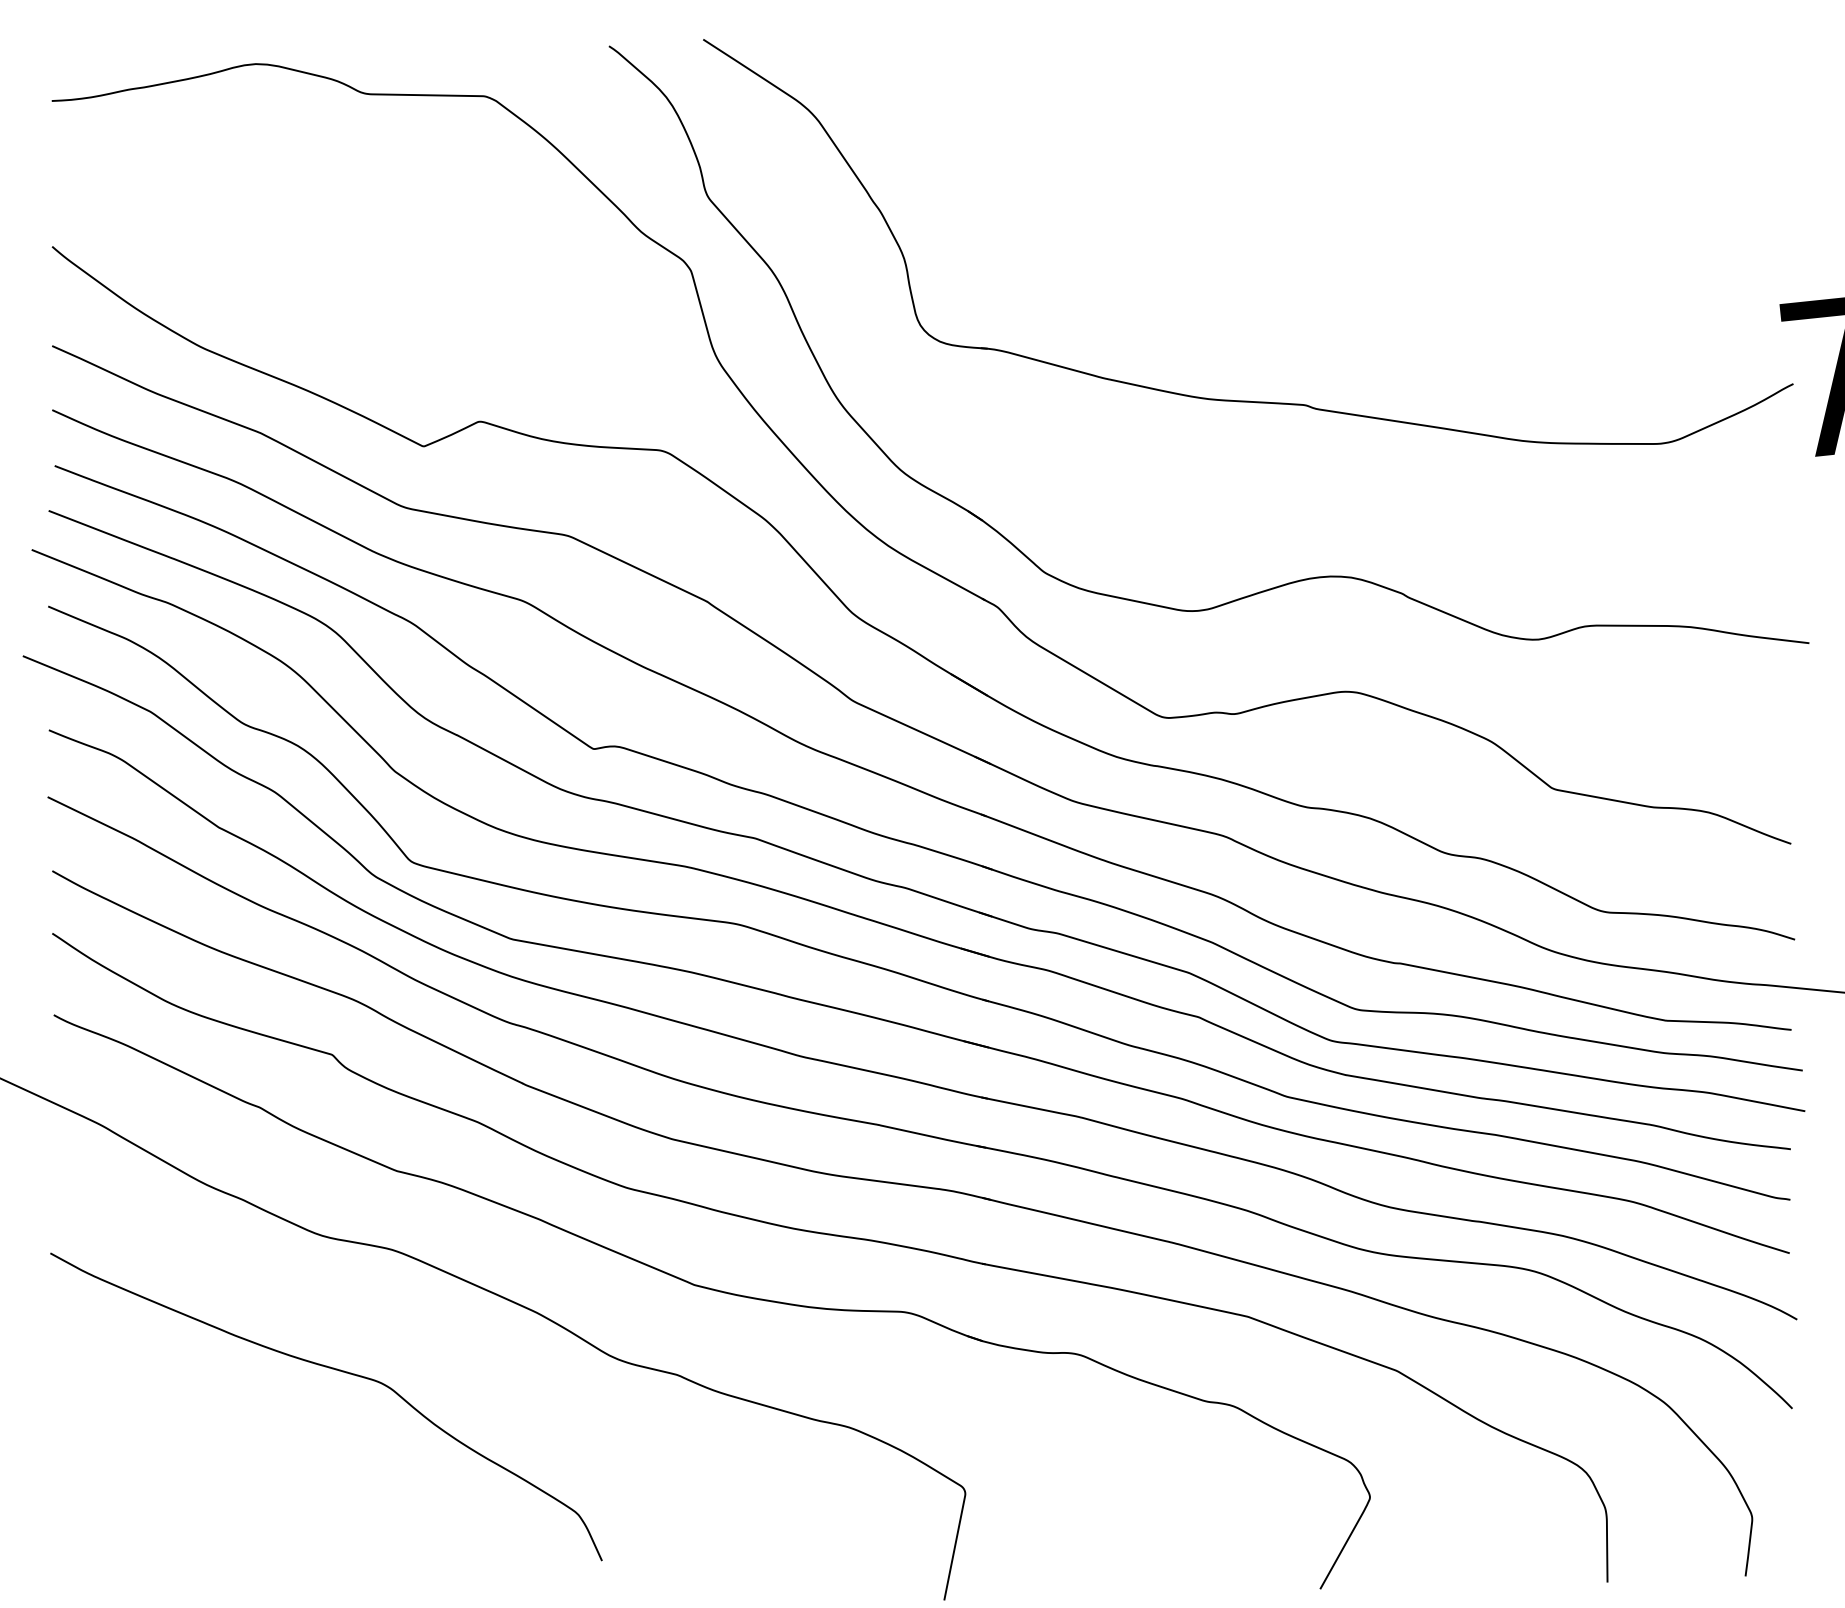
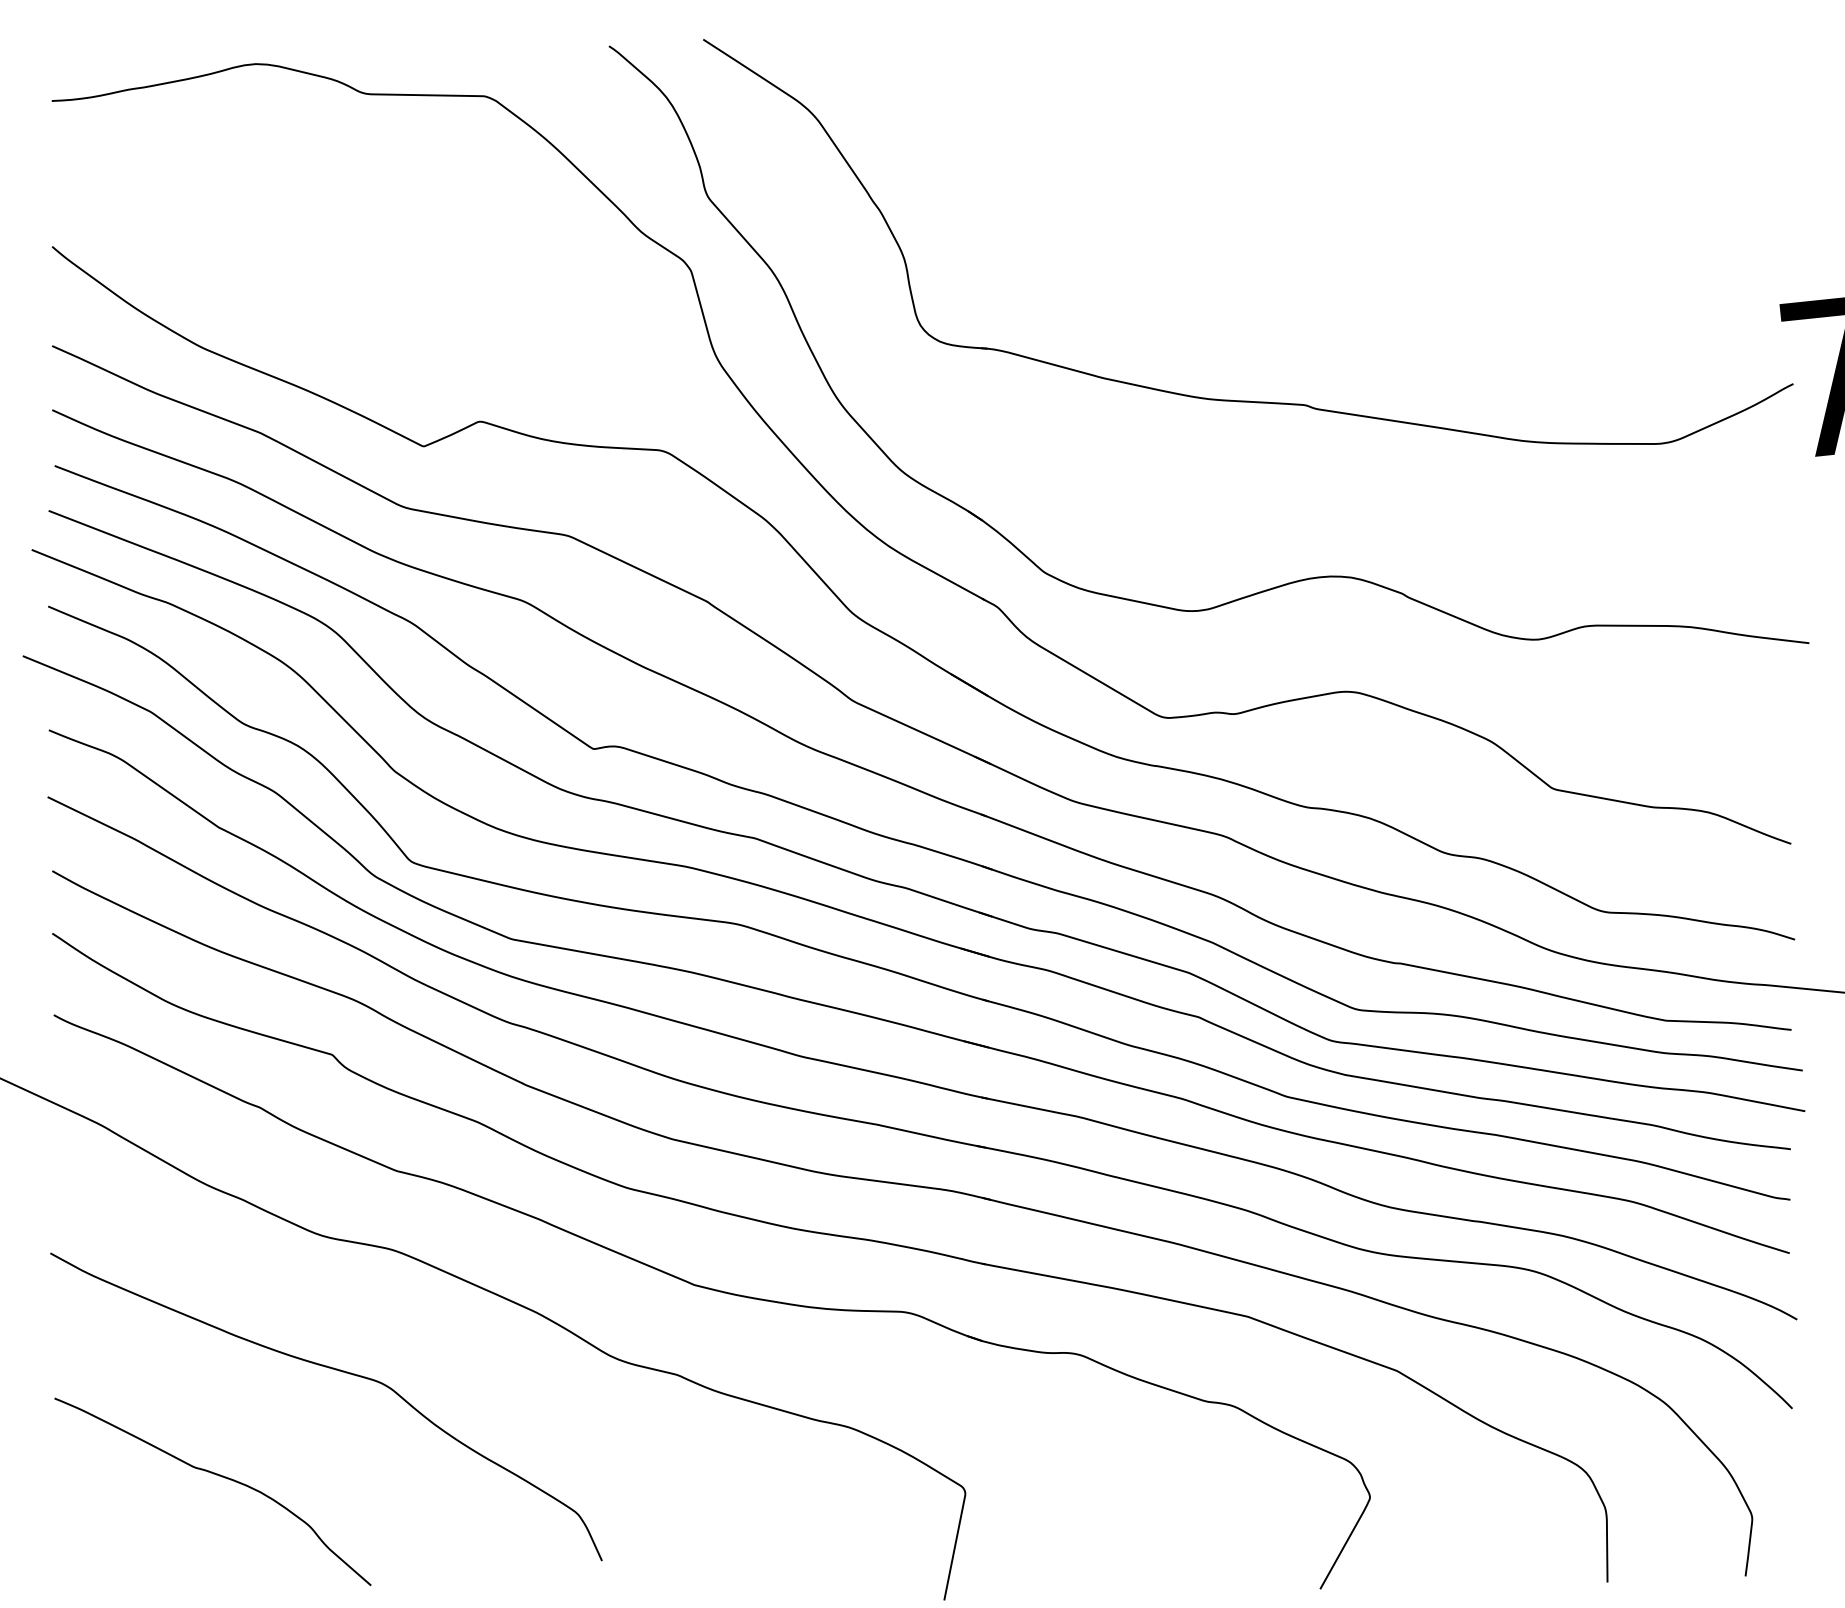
curve: none -> present (216, 1475)
